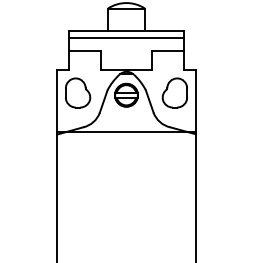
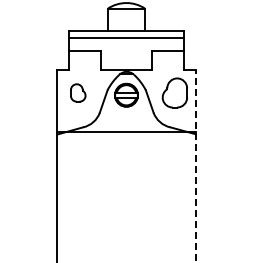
part size: 27x32 px -> 17x20 px (78, 92)
line: solid -> dashed (195, 165)
